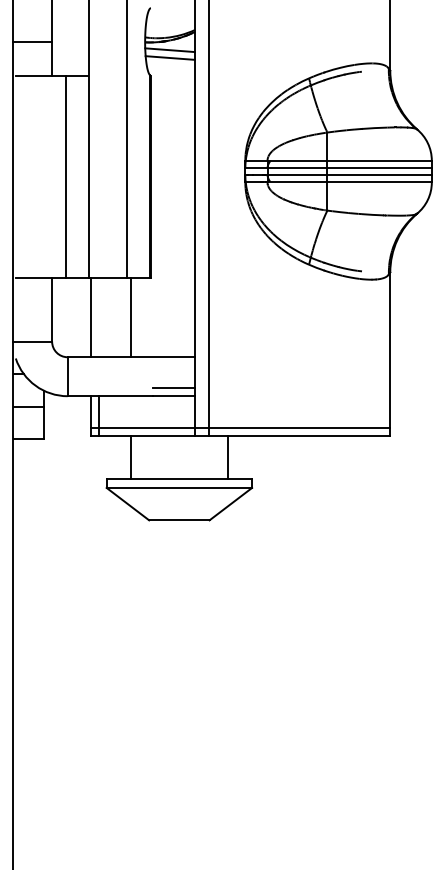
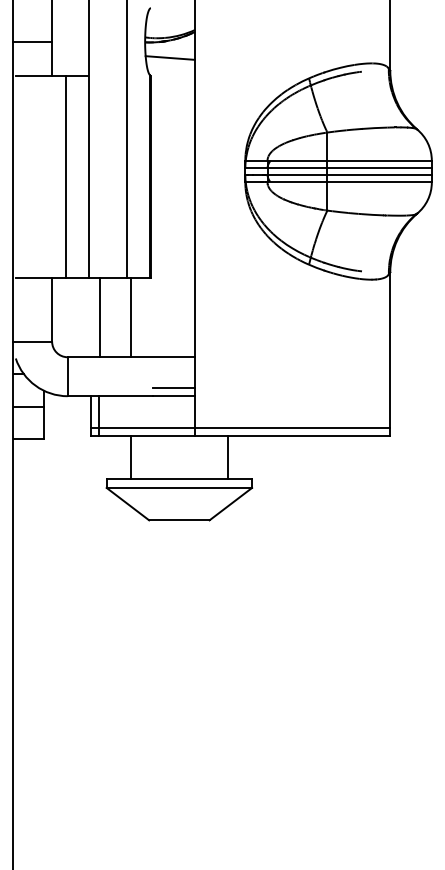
line: present -> none (169, 50)
line: present -> none (208, 218)
line position: (91, 317) -> (100, 317) (100, 317)
